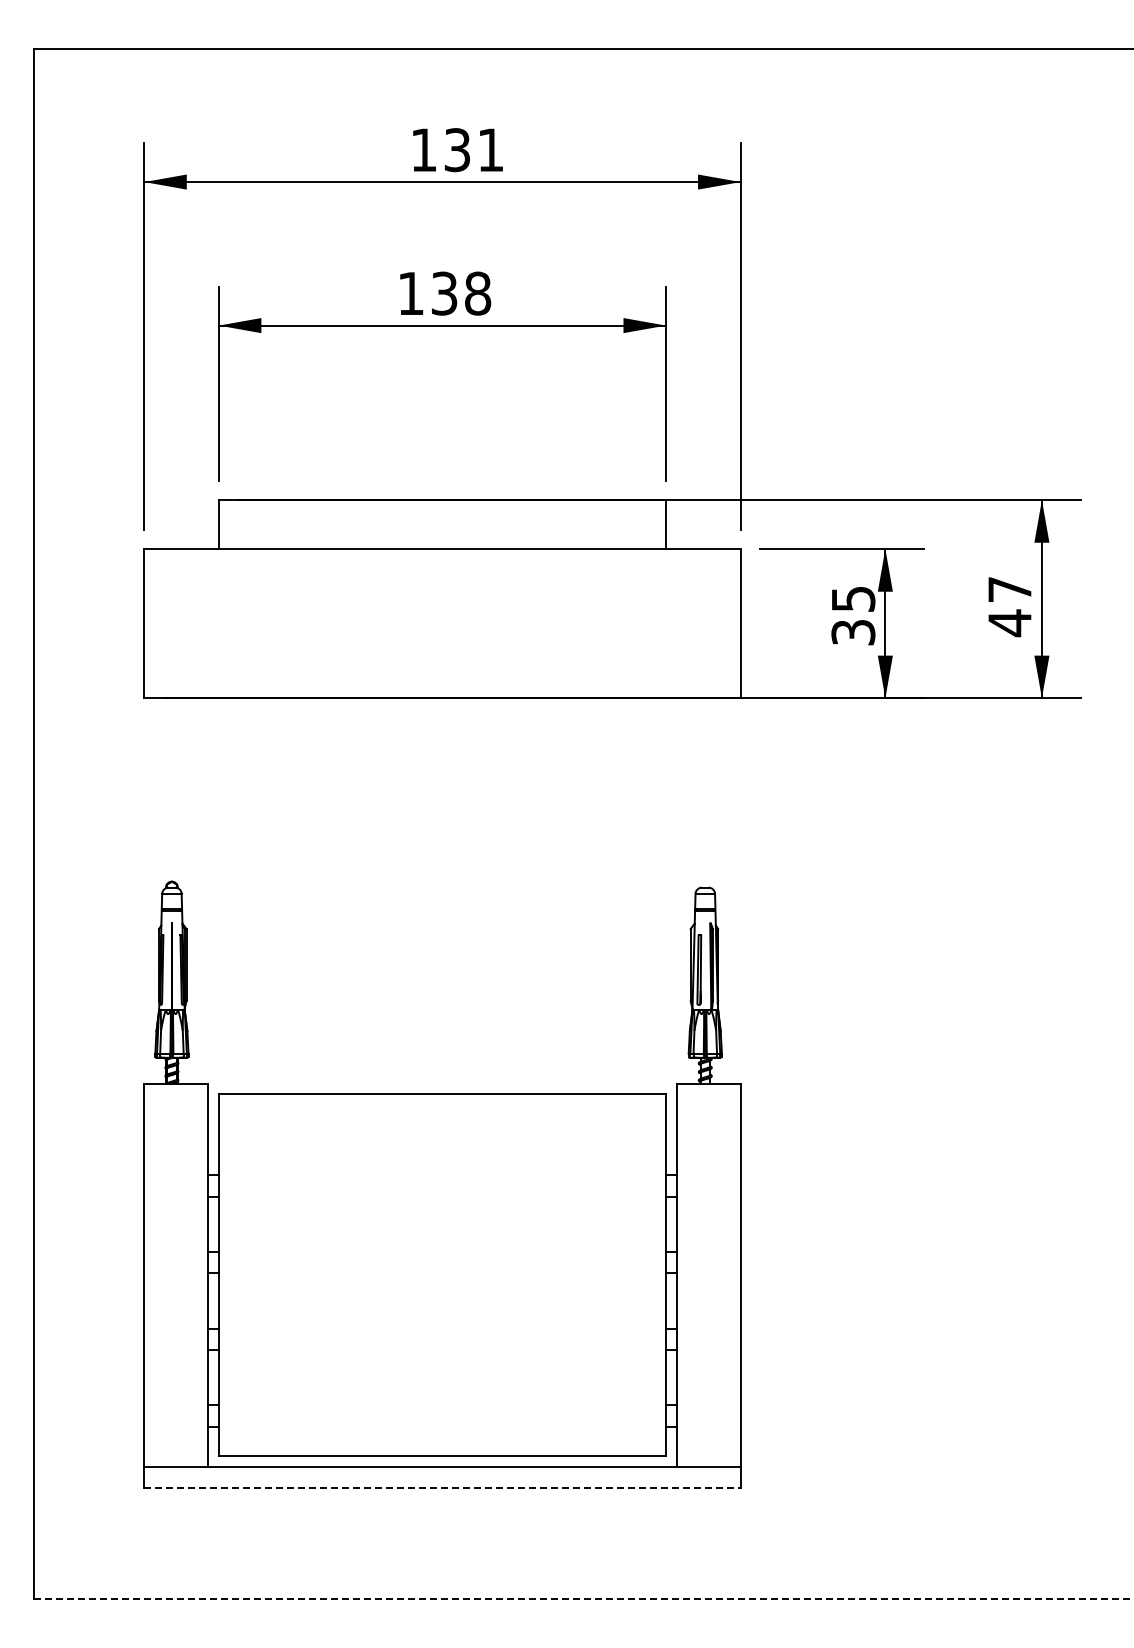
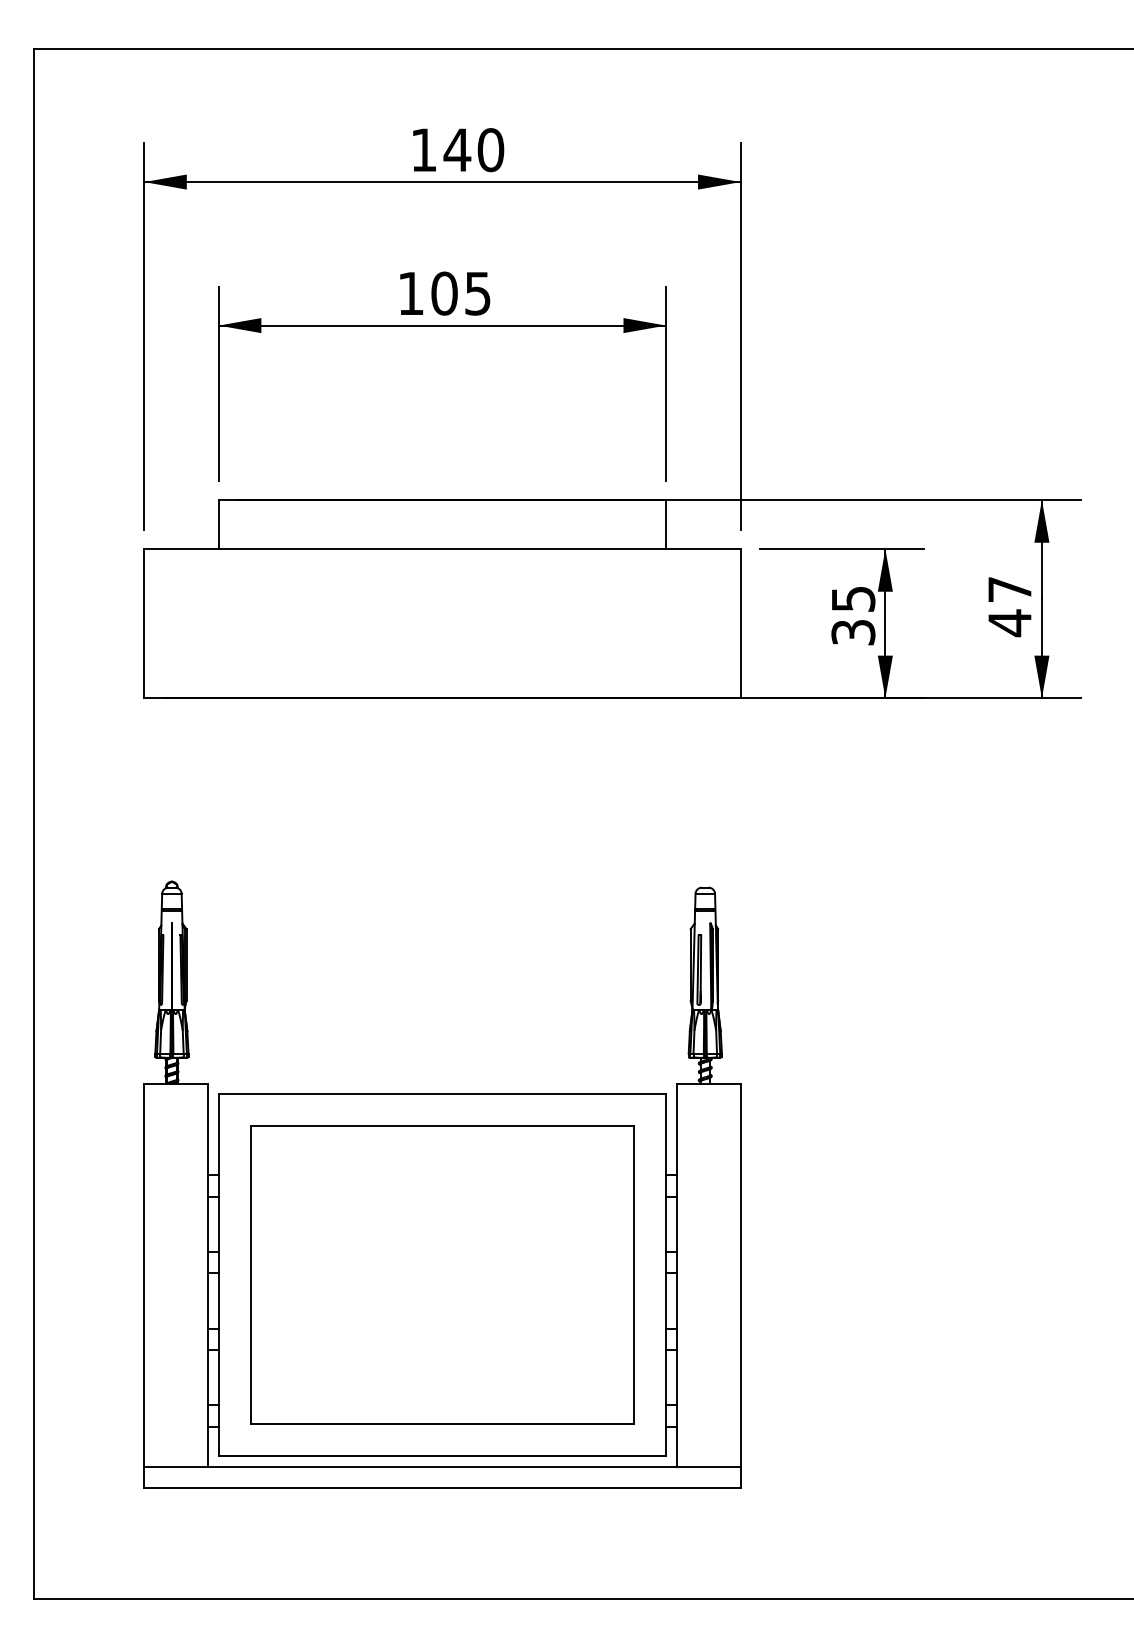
text: 131 -> 140 (473, 150)
text: 138 -> 105 (461, 293)
part: none -> present (442, 1274)
line: dashed -> solid (442, 1488)
line: dashed -> solid (583, 1598)
